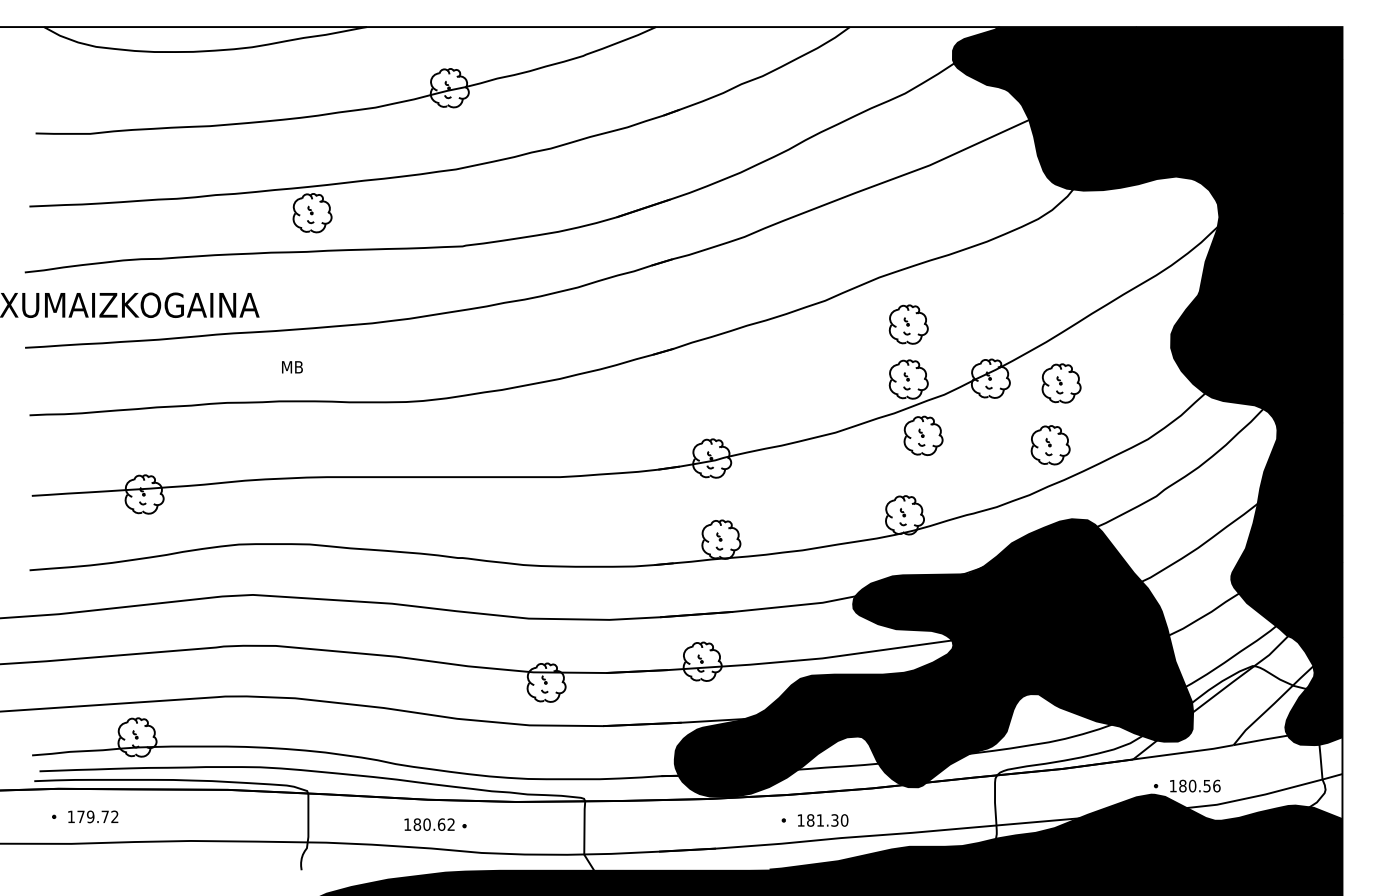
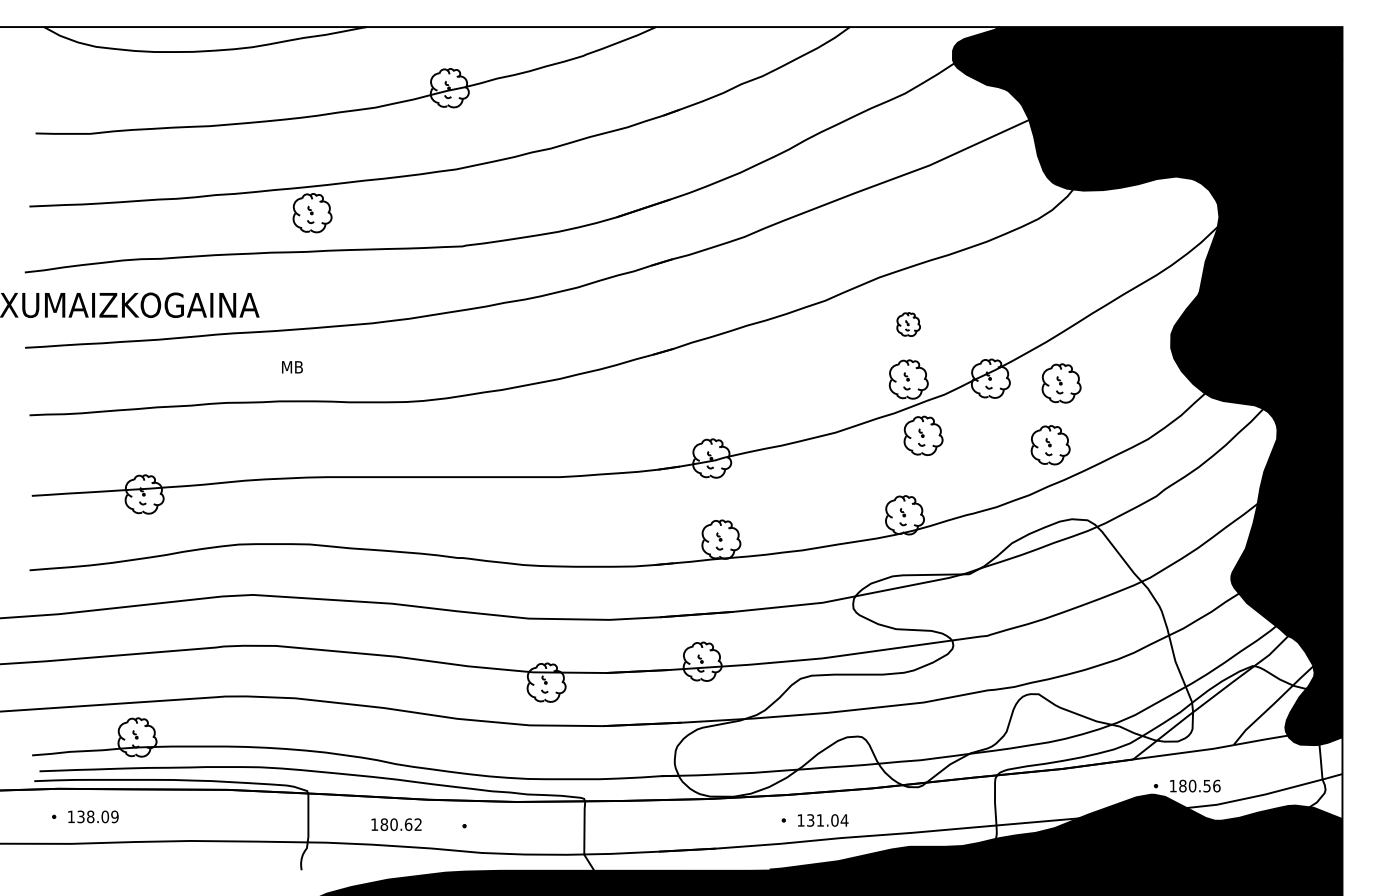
part size: 41x41 px -> 25x25 px (908, 324)
fill: present -> none (933, 657)
text: 179.72 -> 138.09 (97, 816)
text: 181.30 -> 131.04 (827, 820)
text position: (429, 824) -> (396, 824) (396, 824)
